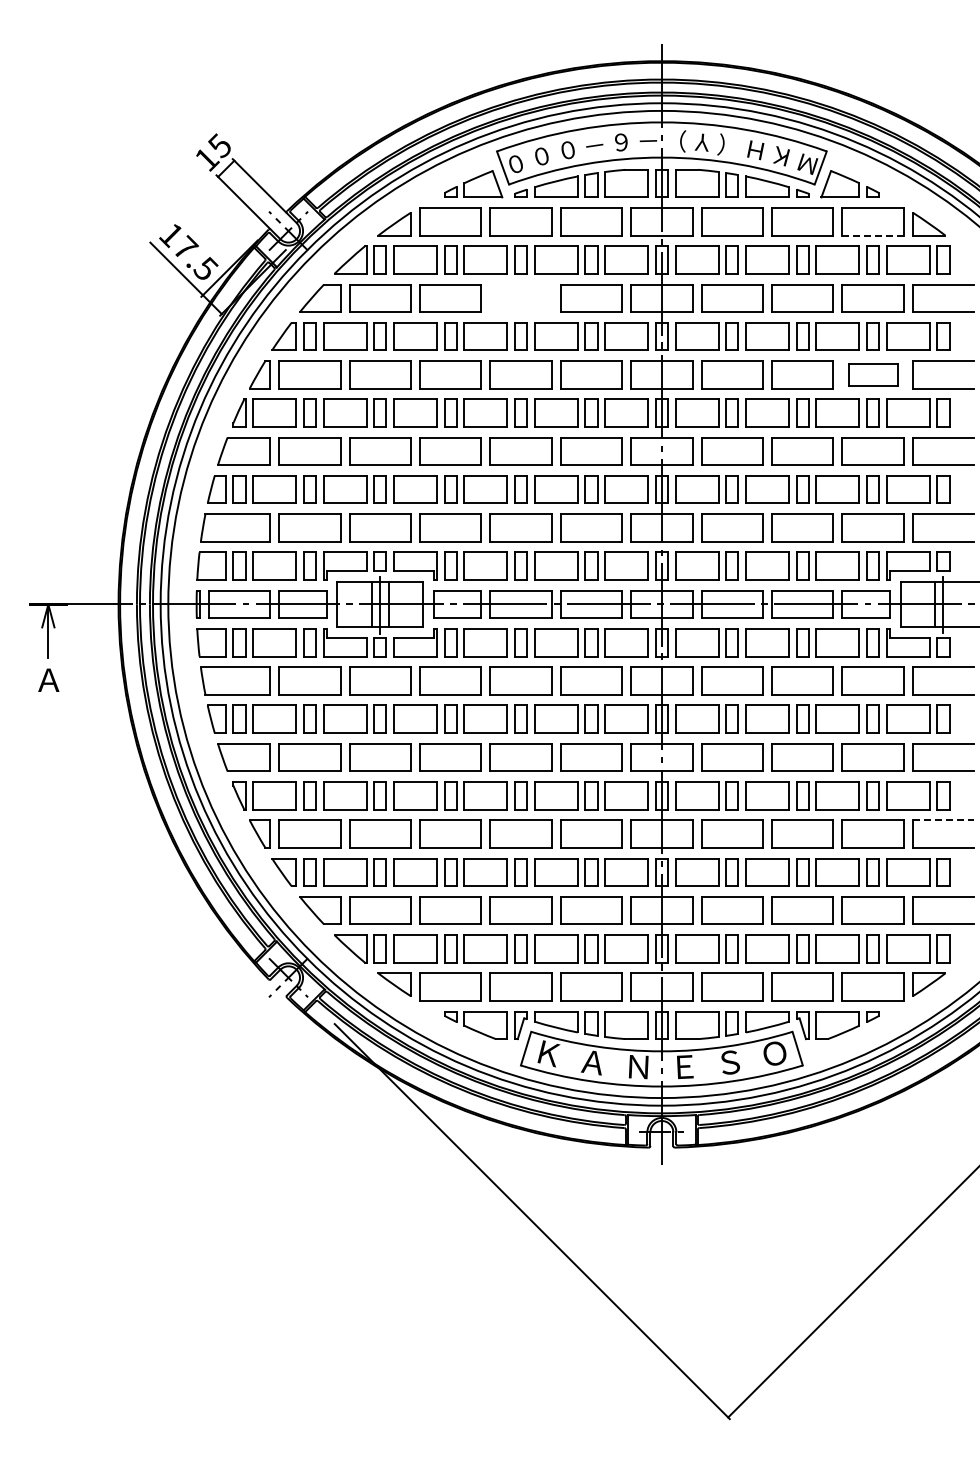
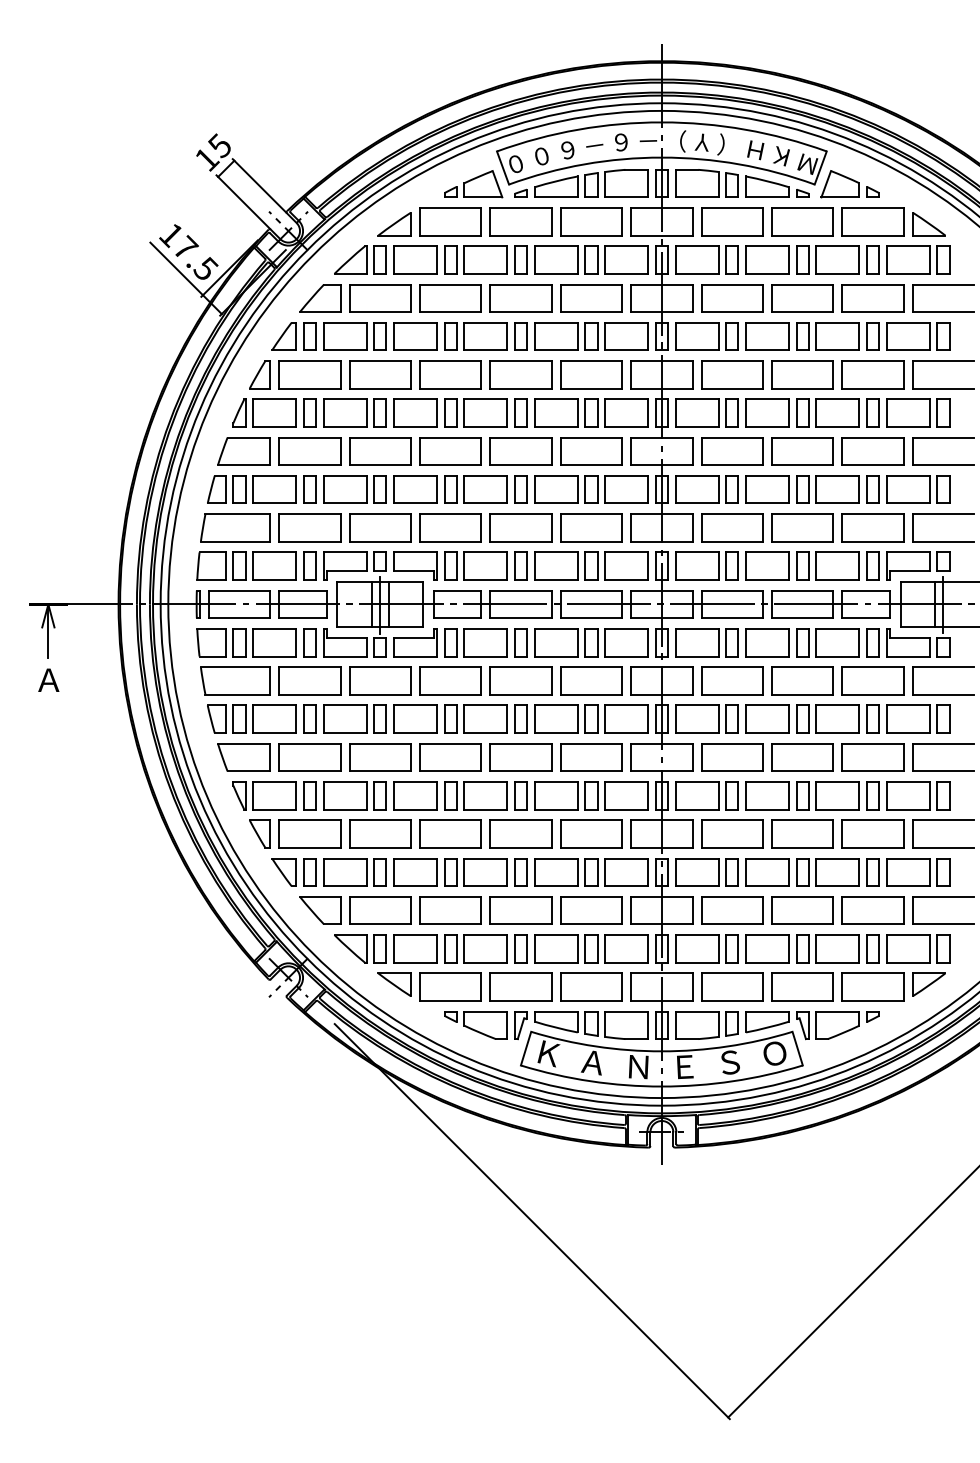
text: ０ -> ６ (567, 150)
line: dashed -> solid (873, 235)
part: none -> present (520, 298)
part size: 51x24 px -> 64x30 px (872, 374)
line: dashed -> solid (943, 820)
